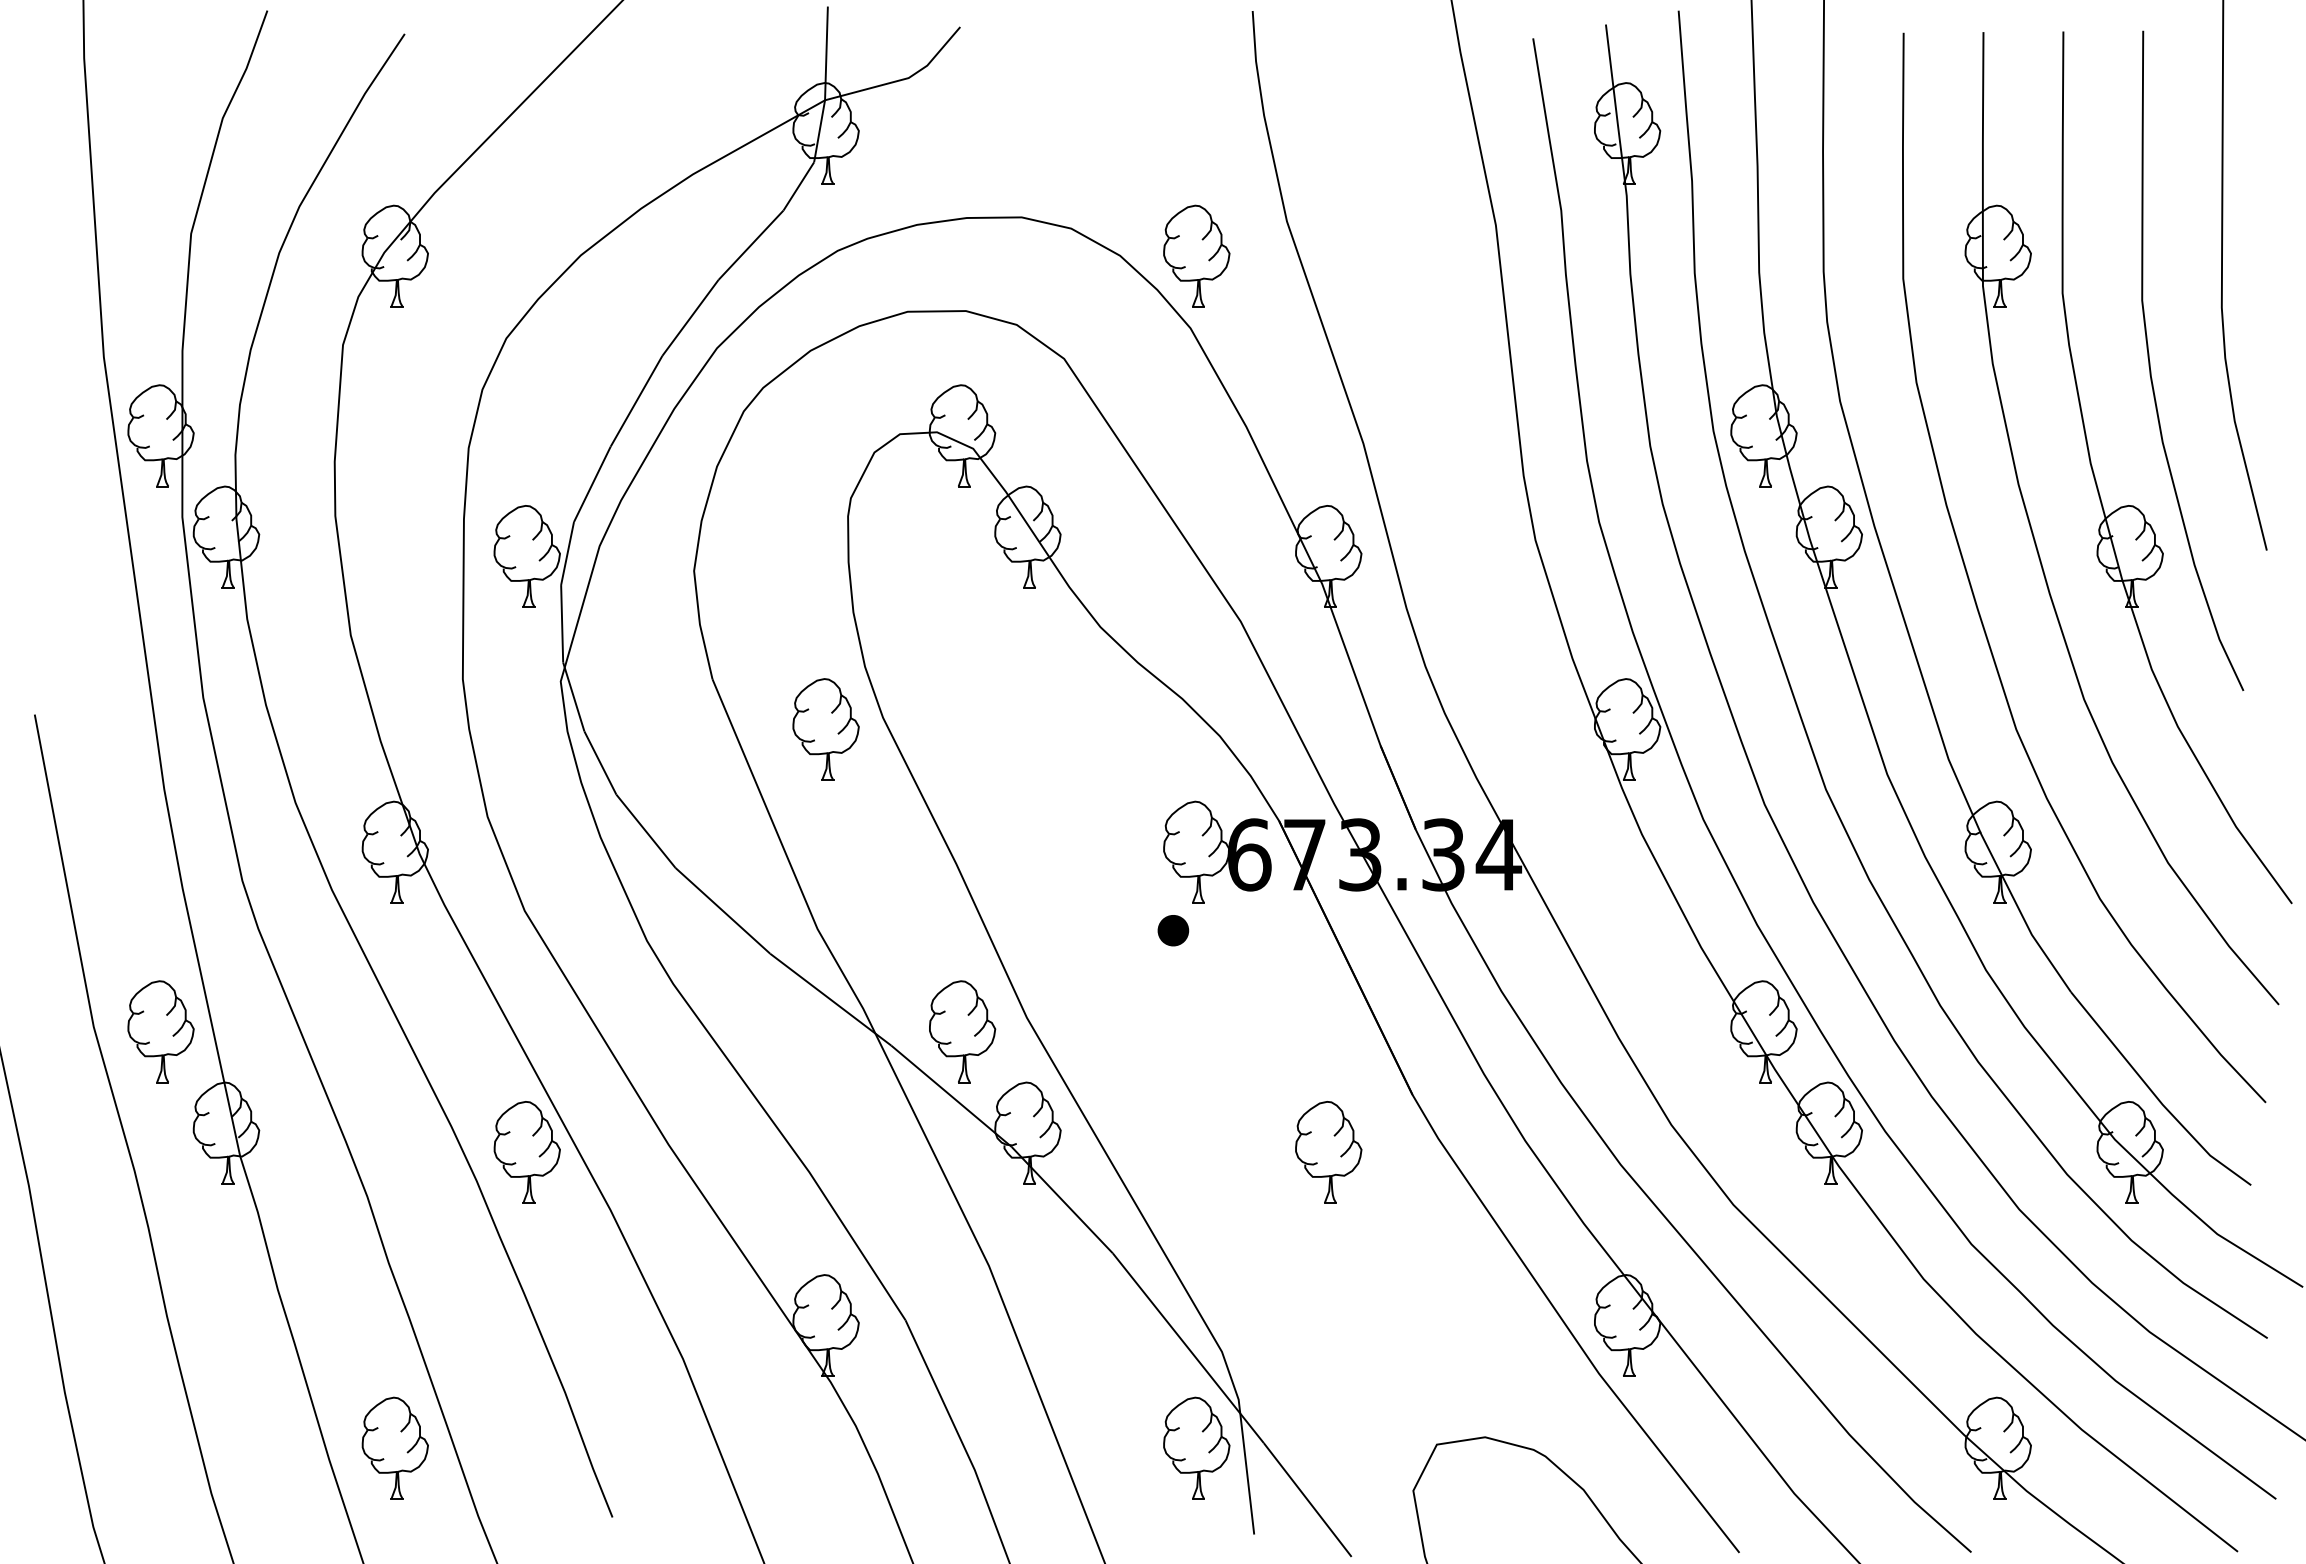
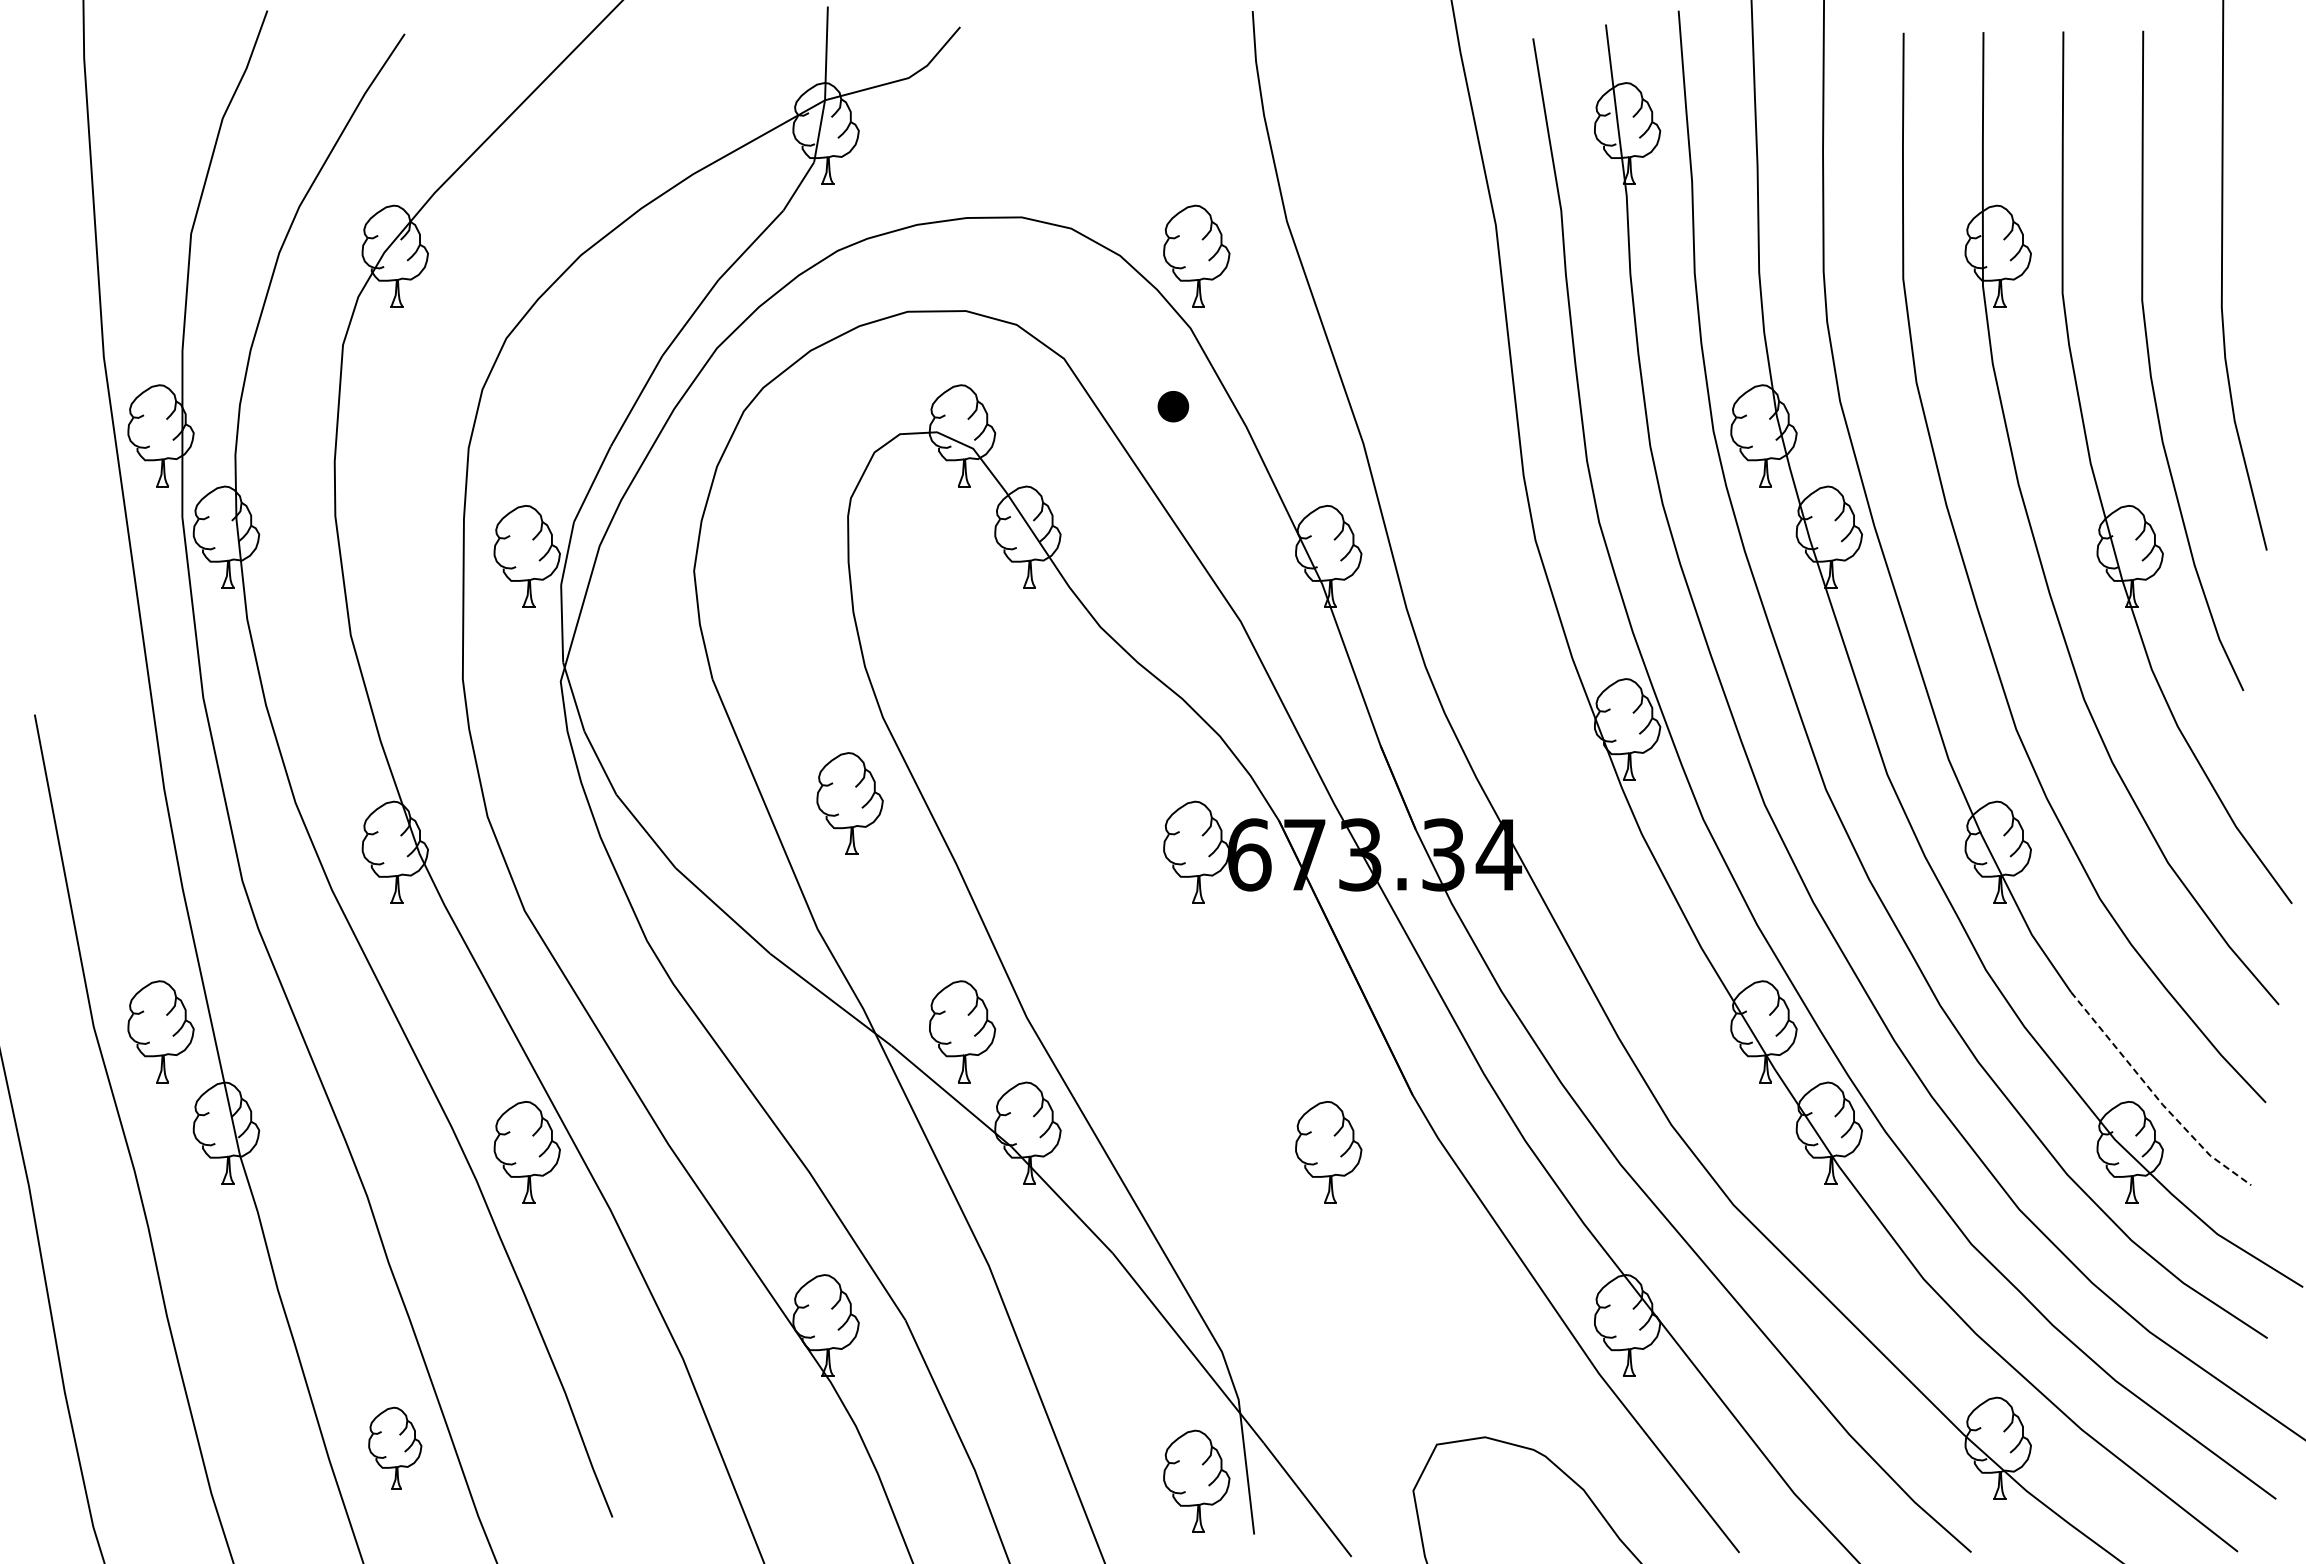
part position: (825, 729) -> (849, 803) (849, 803)
part position: (1173, 930) -> (1173, 406) (1173, 406)
line: solid -> dashed (2155, 1096)
part size: 68x104 px -> 55x84 px (395, 1447)
part position: (1196, 1447) -> (1196, 1480) (1196, 1480)
